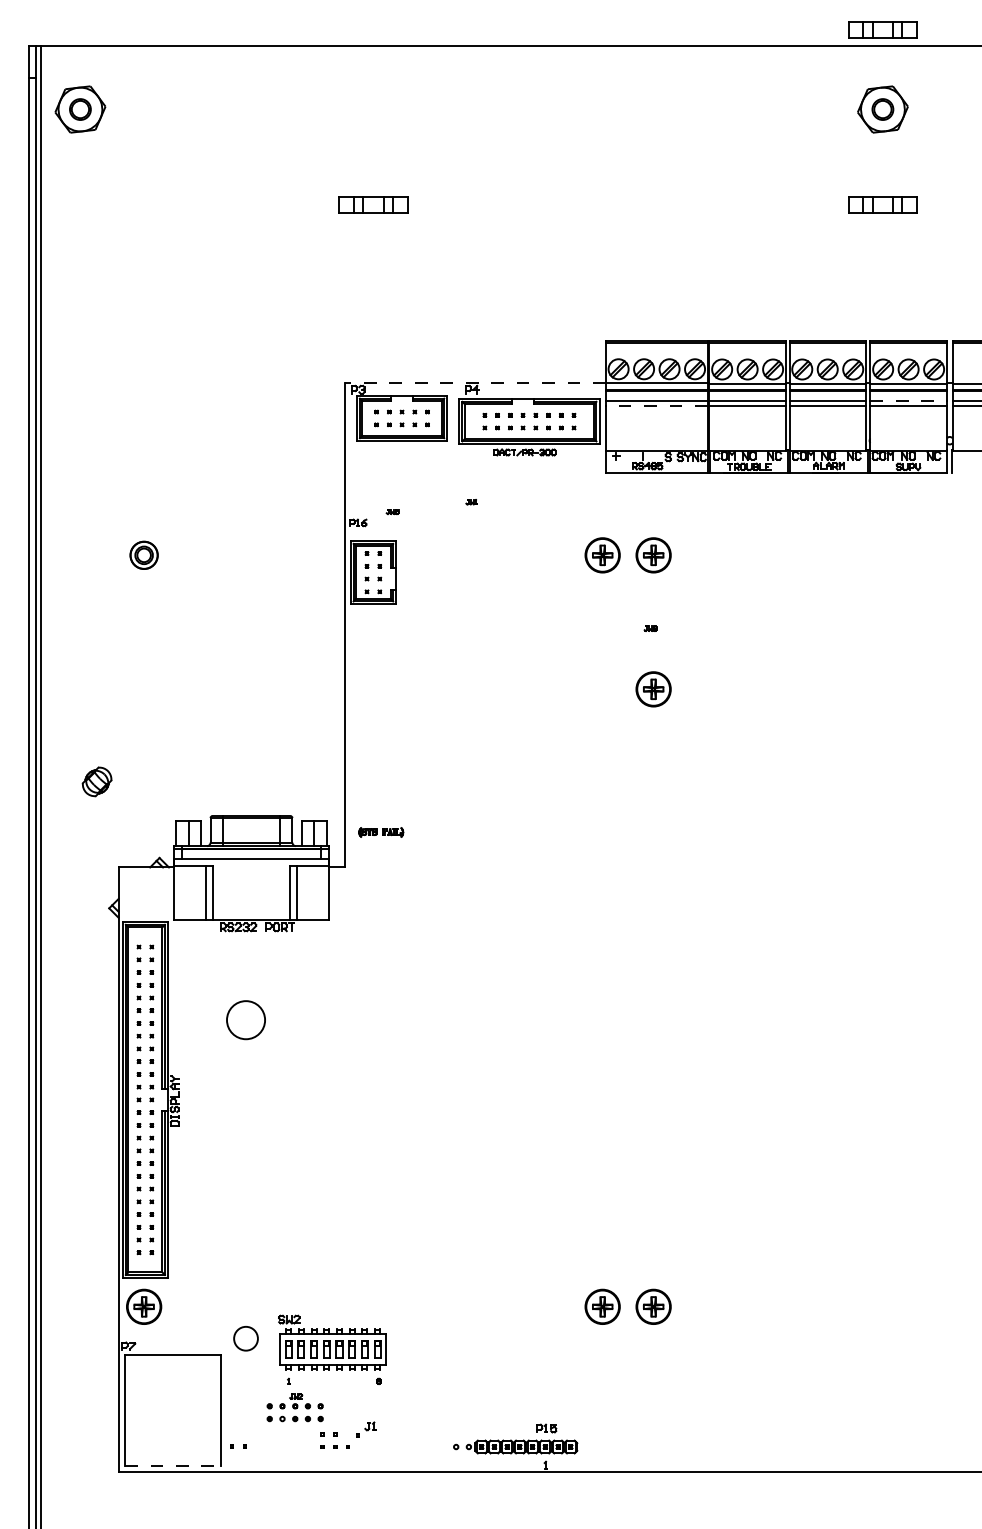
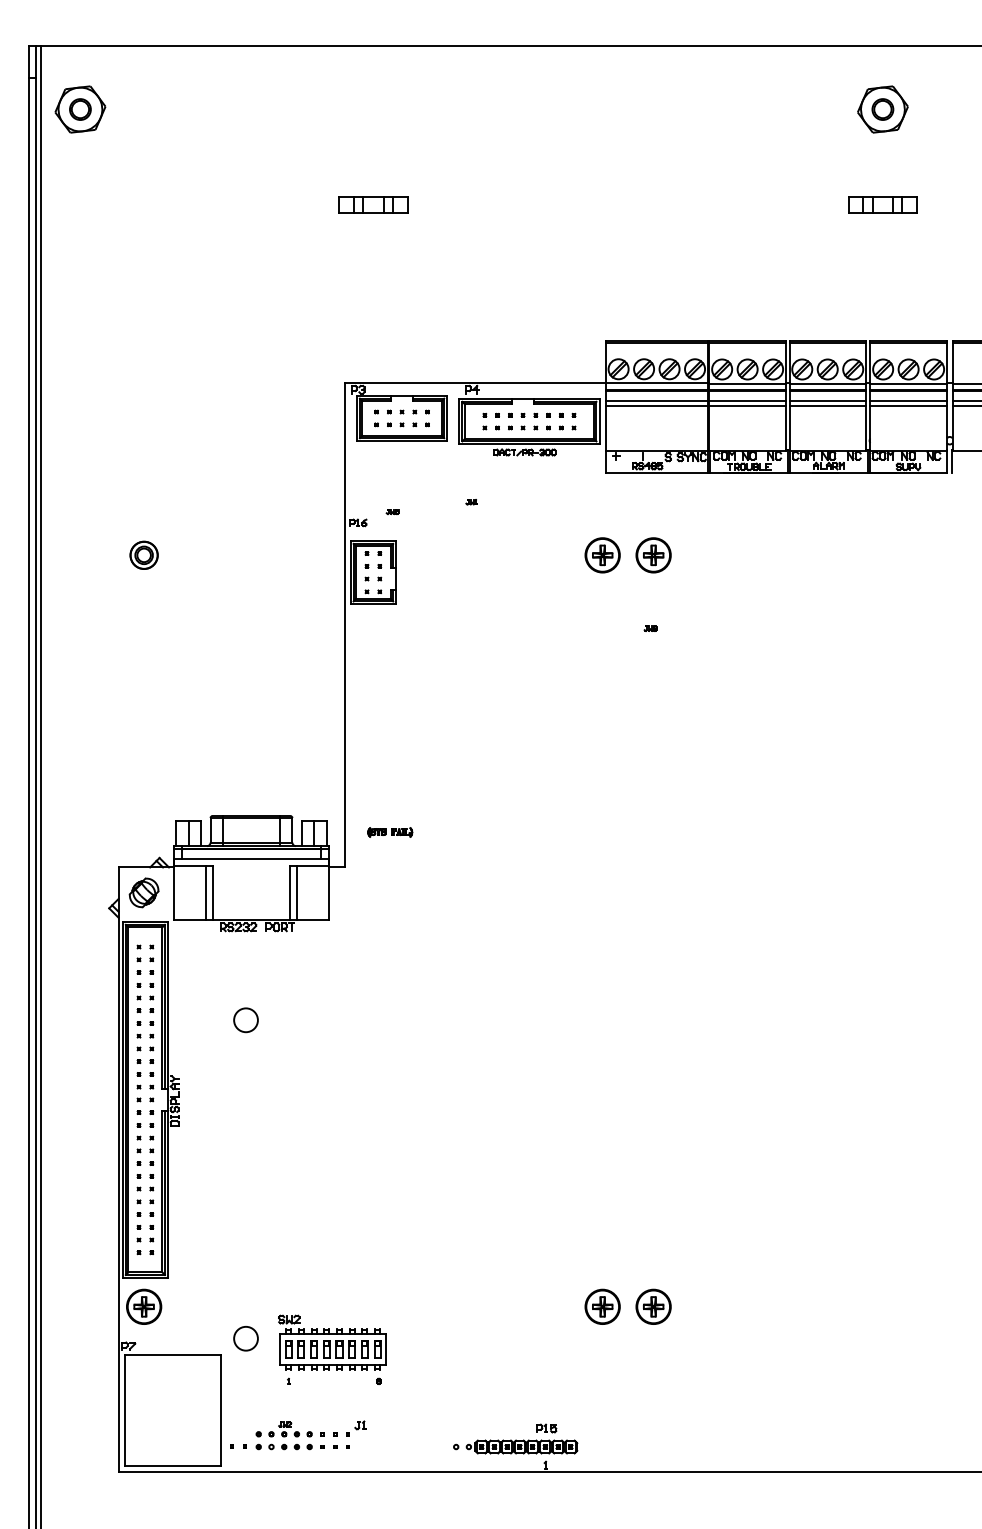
part: present -> none (882, 29)
line: dashed -> solid (475, 383)
line: dashed -> solid (909, 400)
line: dashed -> solid (656, 406)
part: present -> none (653, 689)
part position: (96, 781) -> (143, 892) (143, 892)
part position: (381, 832) -> (390, 832) (390, 832)
circle size: 40x41 px -> 26x27 px (245, 1020)
part position: (294, 1407) -> (283, 1435) (283, 1435)
part position: (366, 1429) -> (356, 1428) (356, 1428)
line: dashed -> solid (172, 1466)
